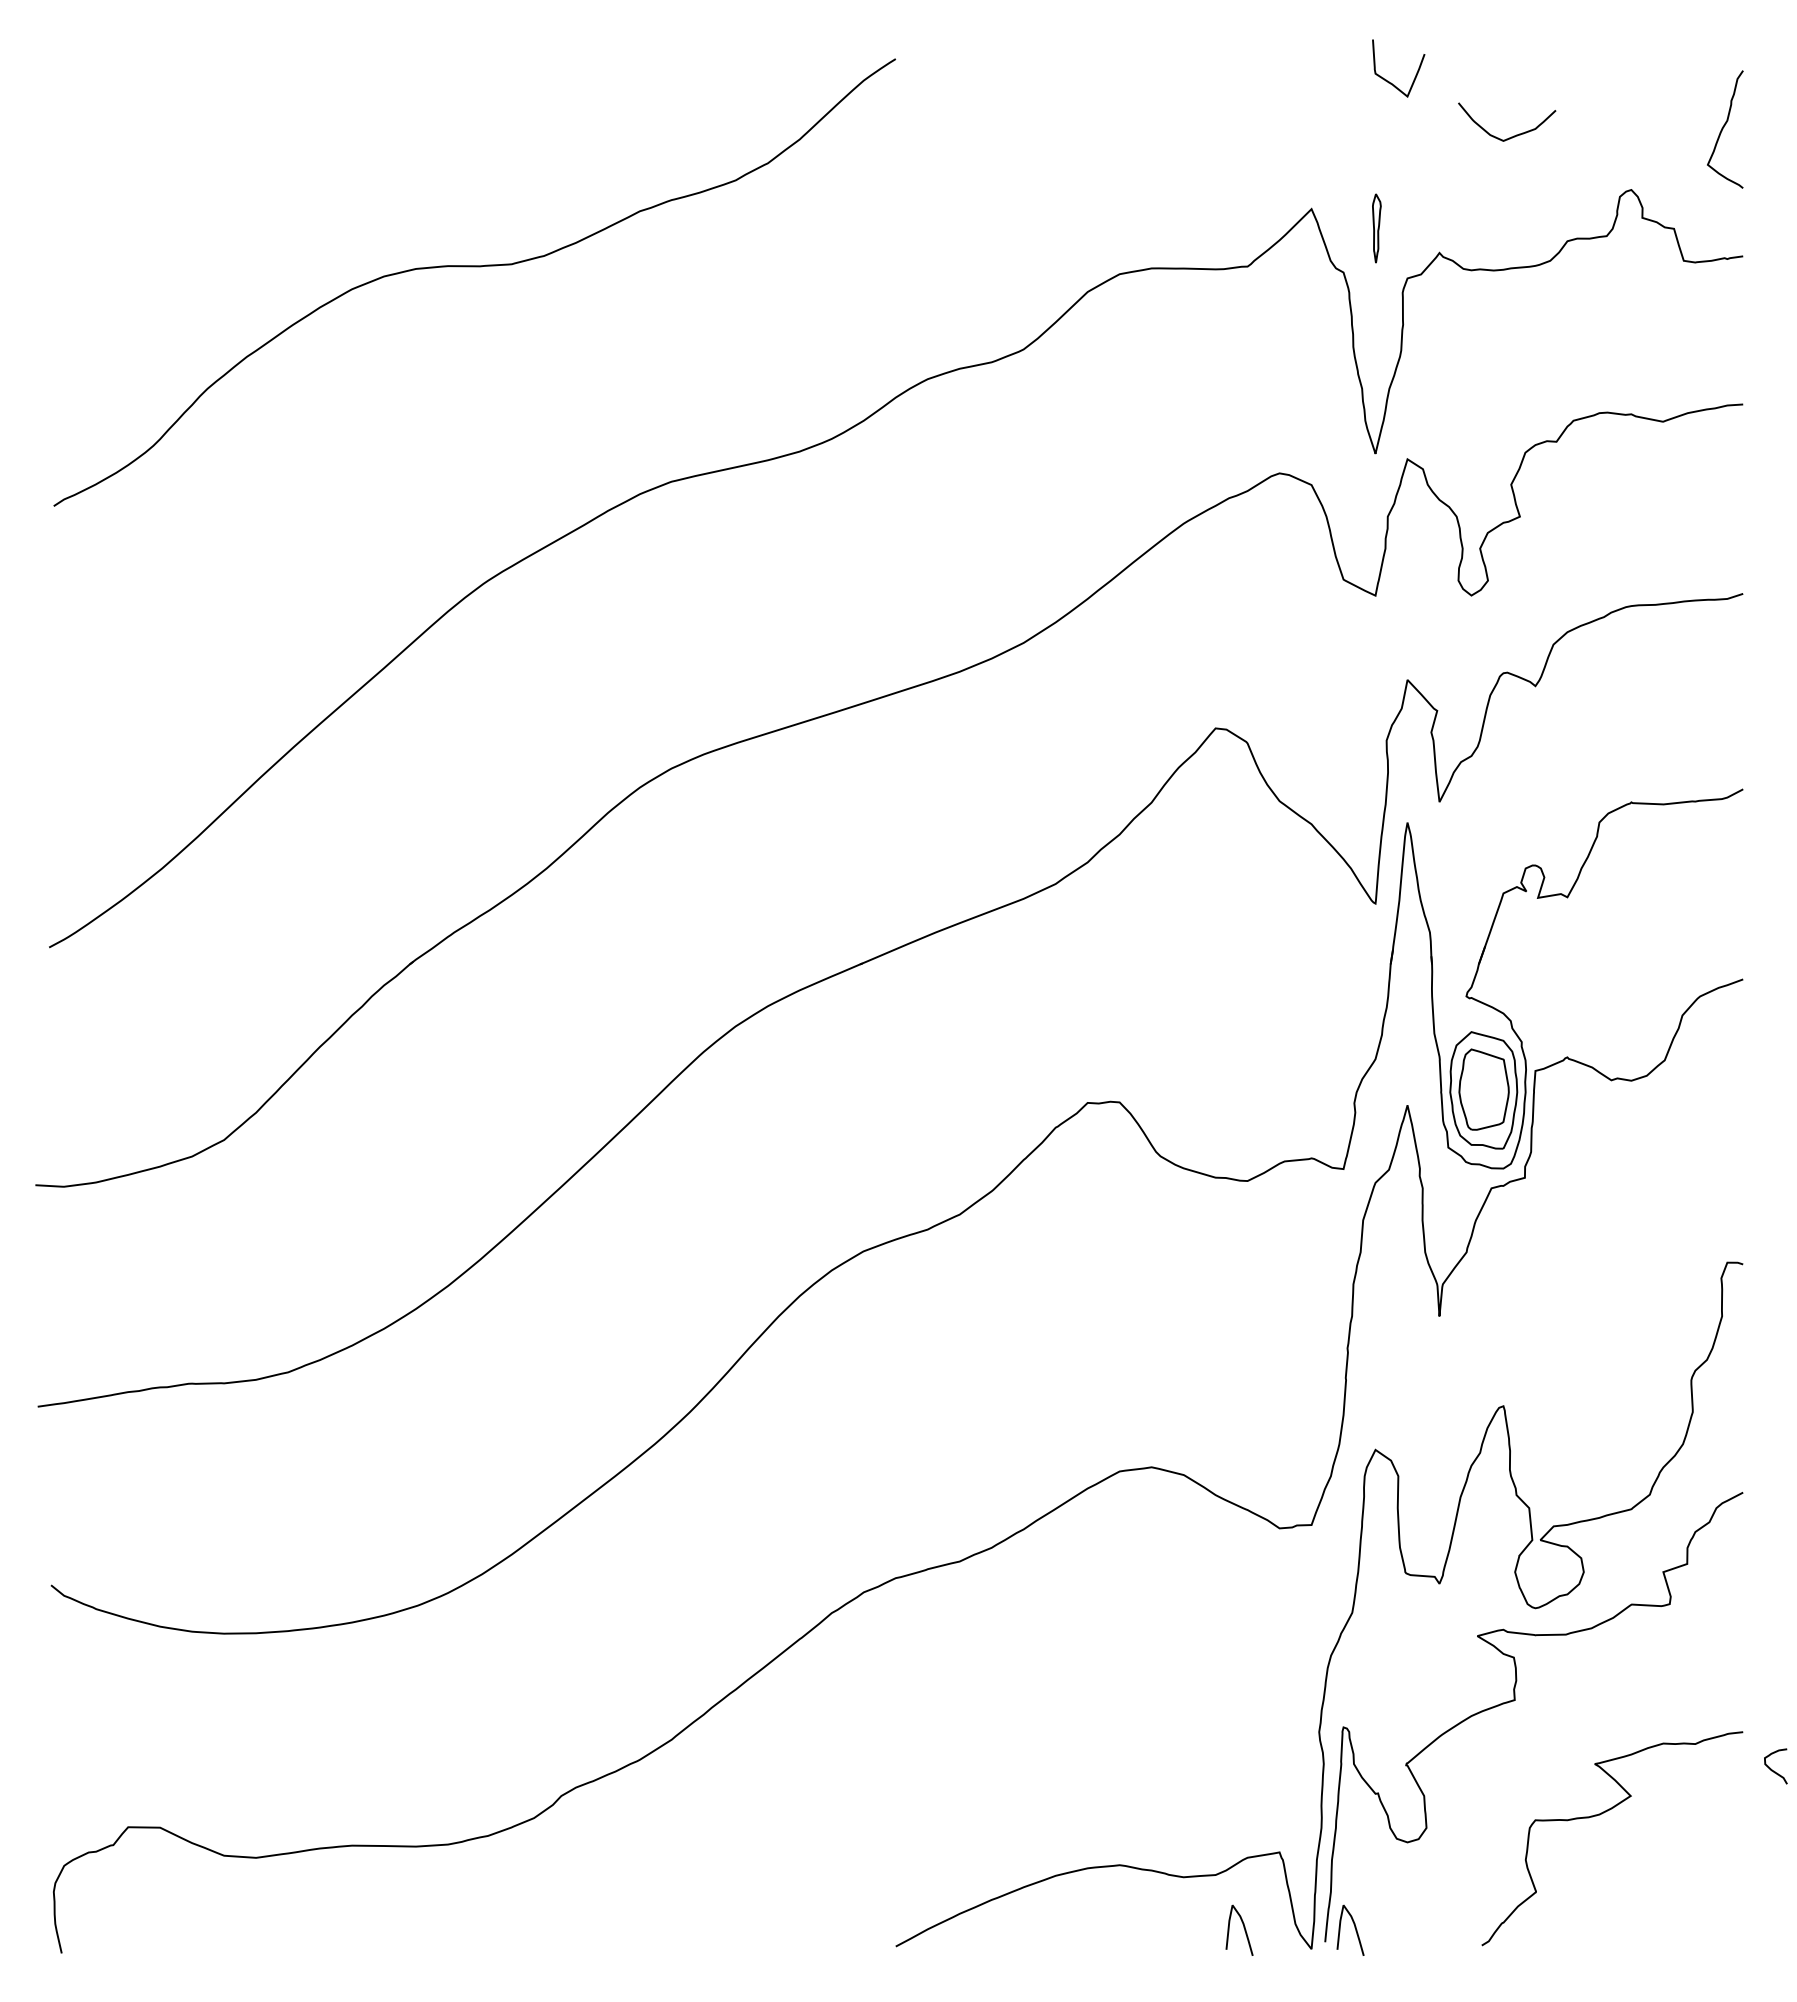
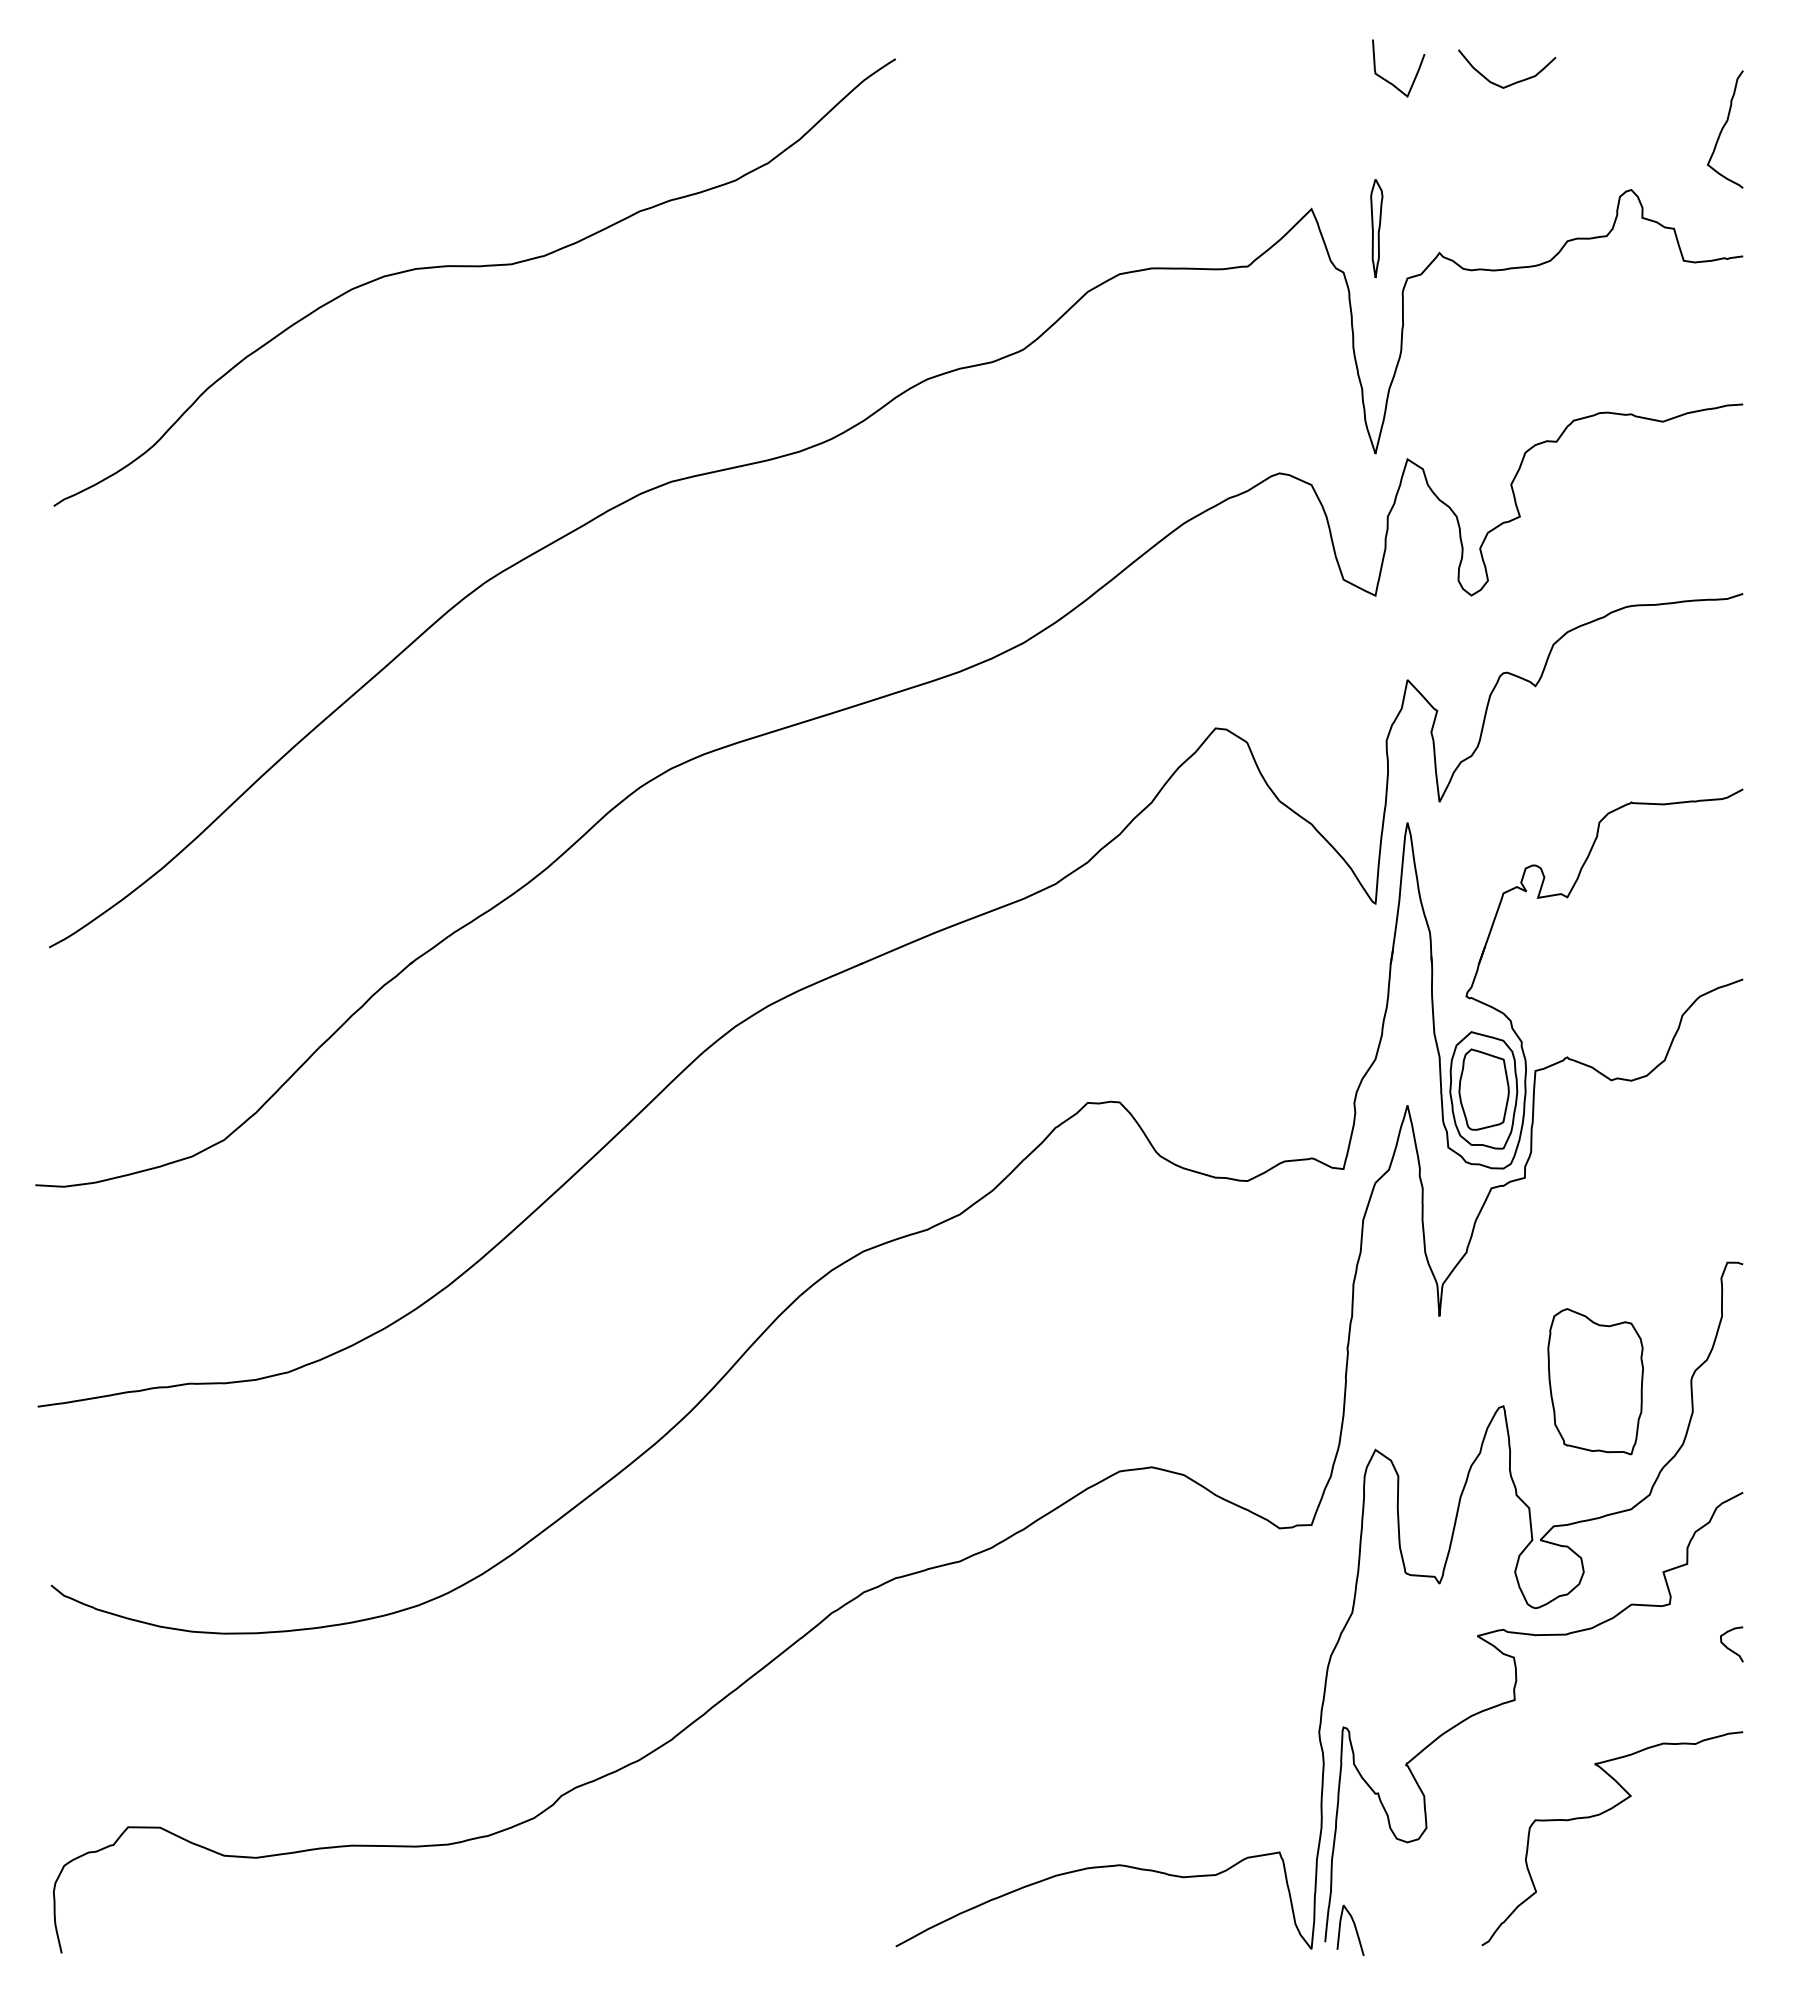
curve position: (1513, 135) -> (1513, 82) (1513, 82)
part size: 10x71 px -> 14x99 px (1376, 228)
part: none -> present (1595, 1381)
curve position: (1774, 1770) -> (1730, 1648) (1730, 1648)
curve: present -> none (1243, 1927)
